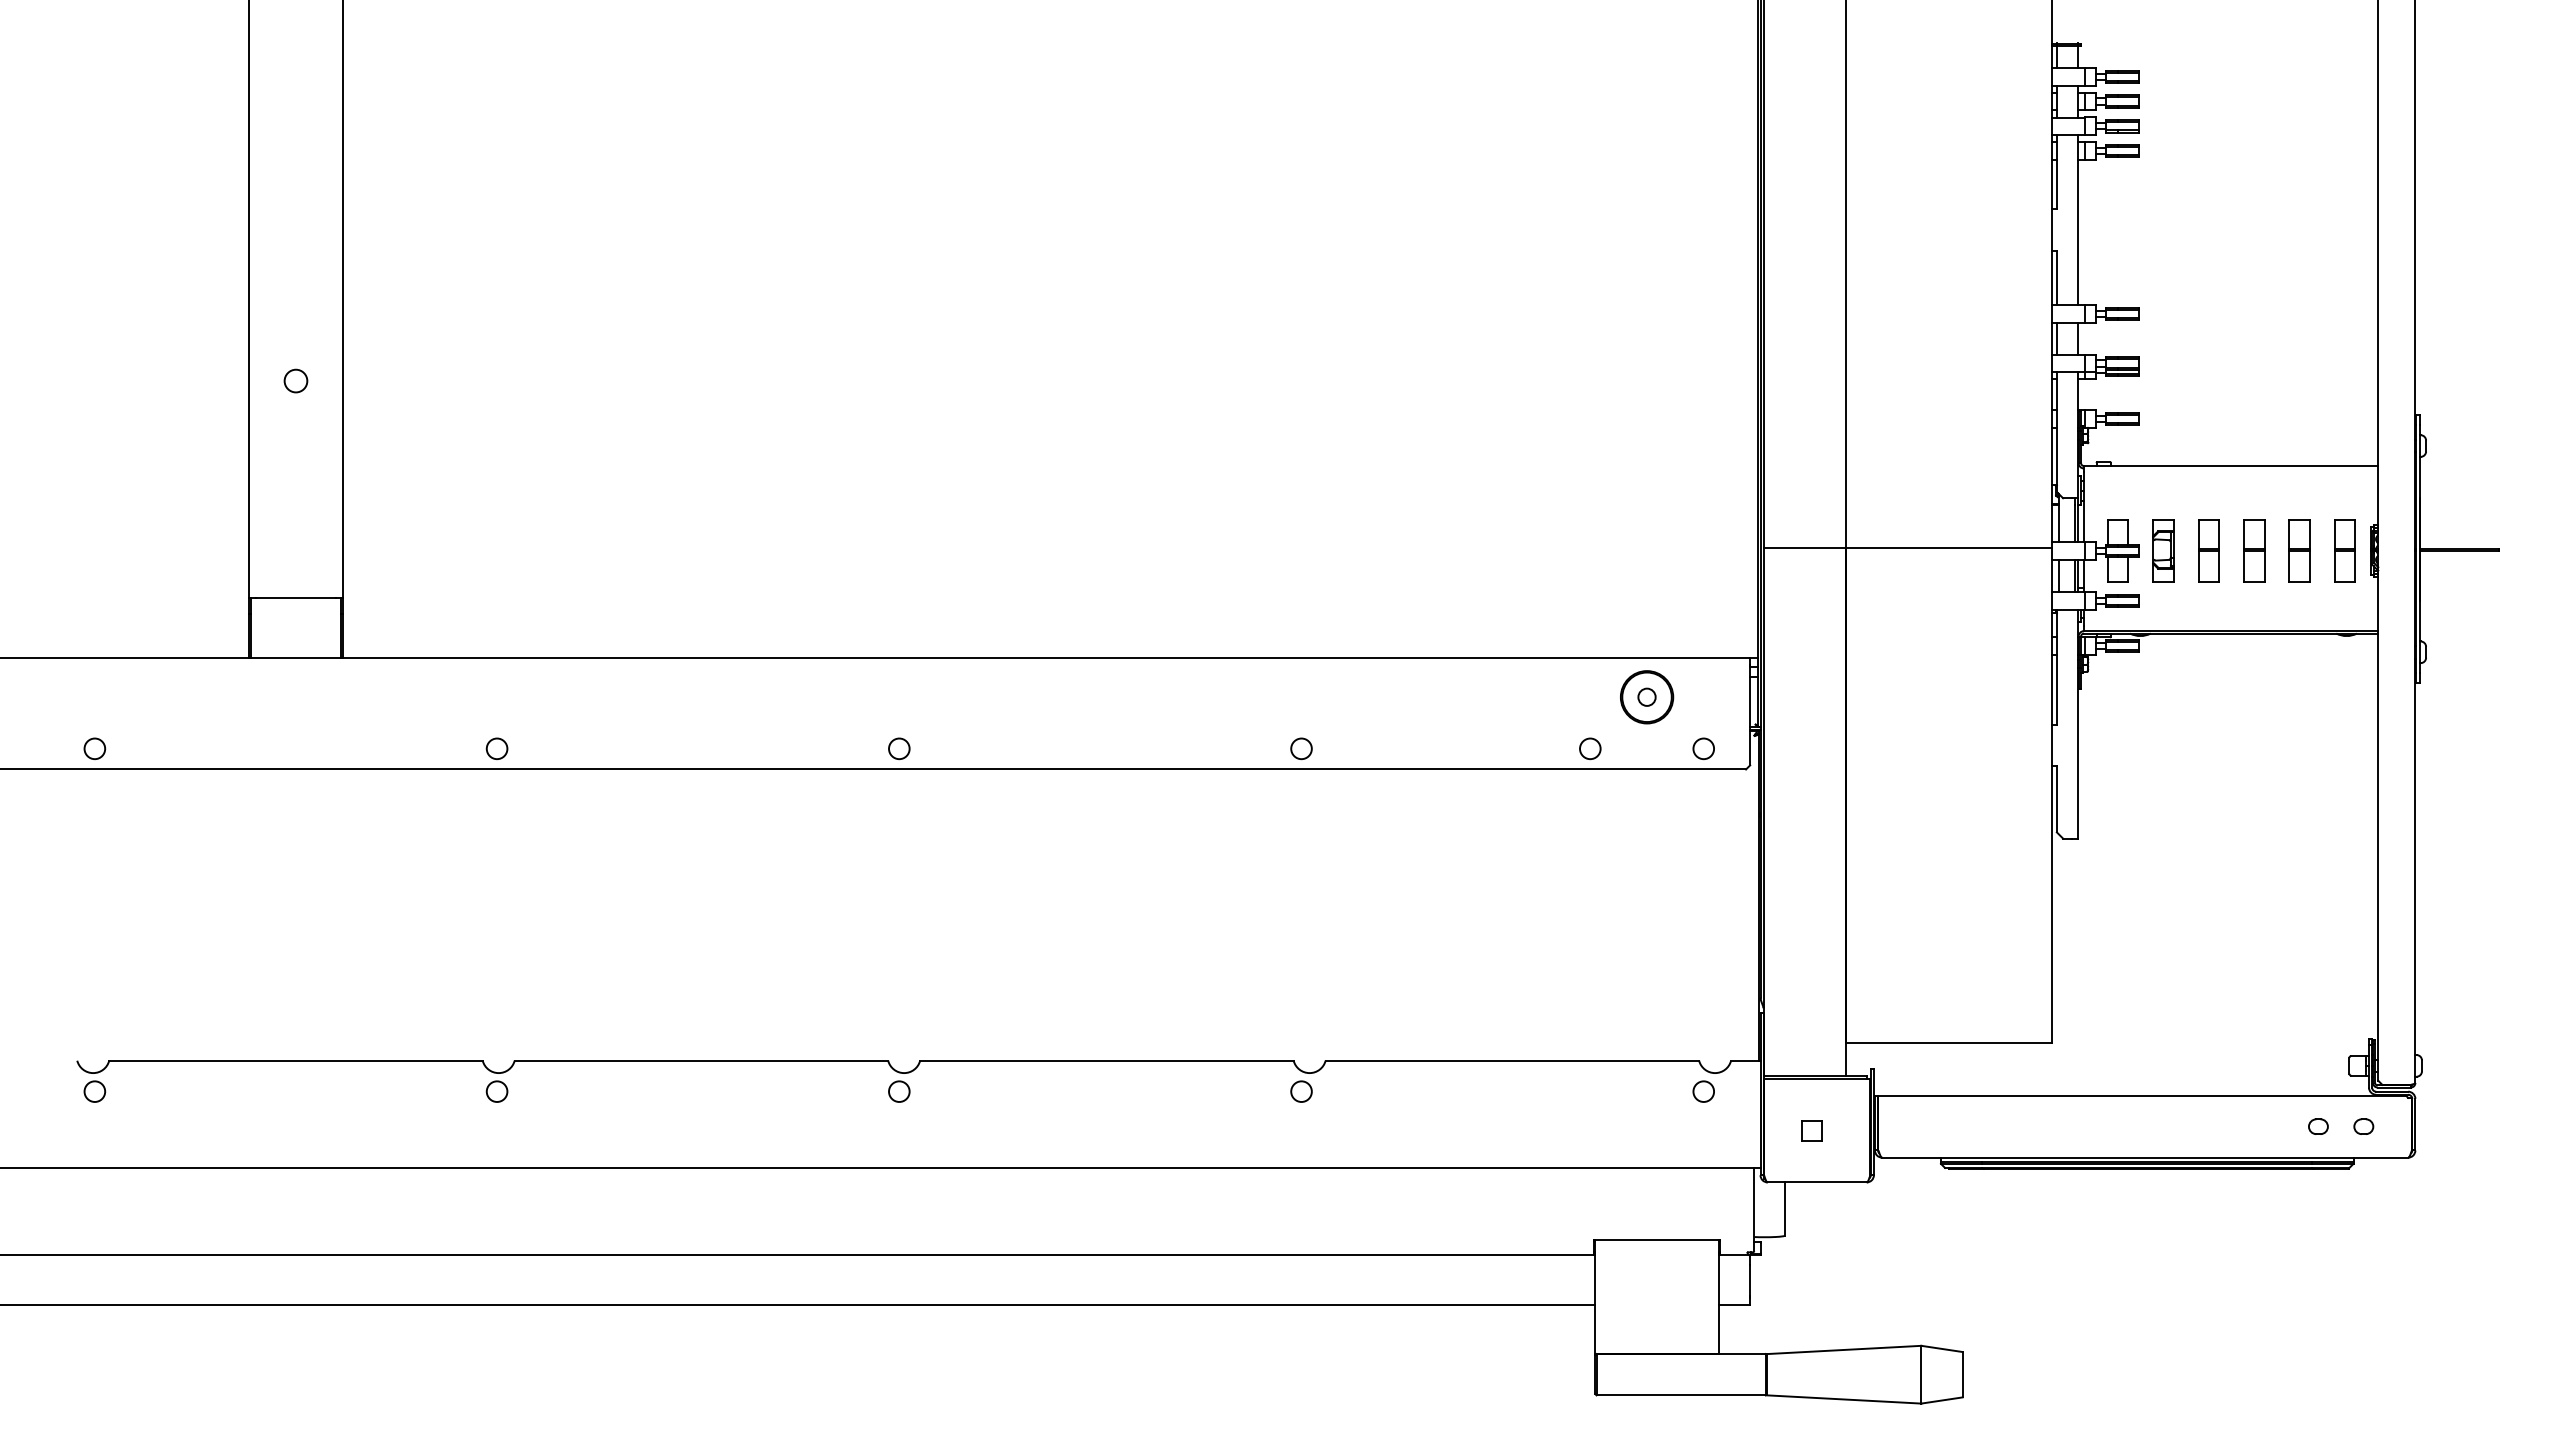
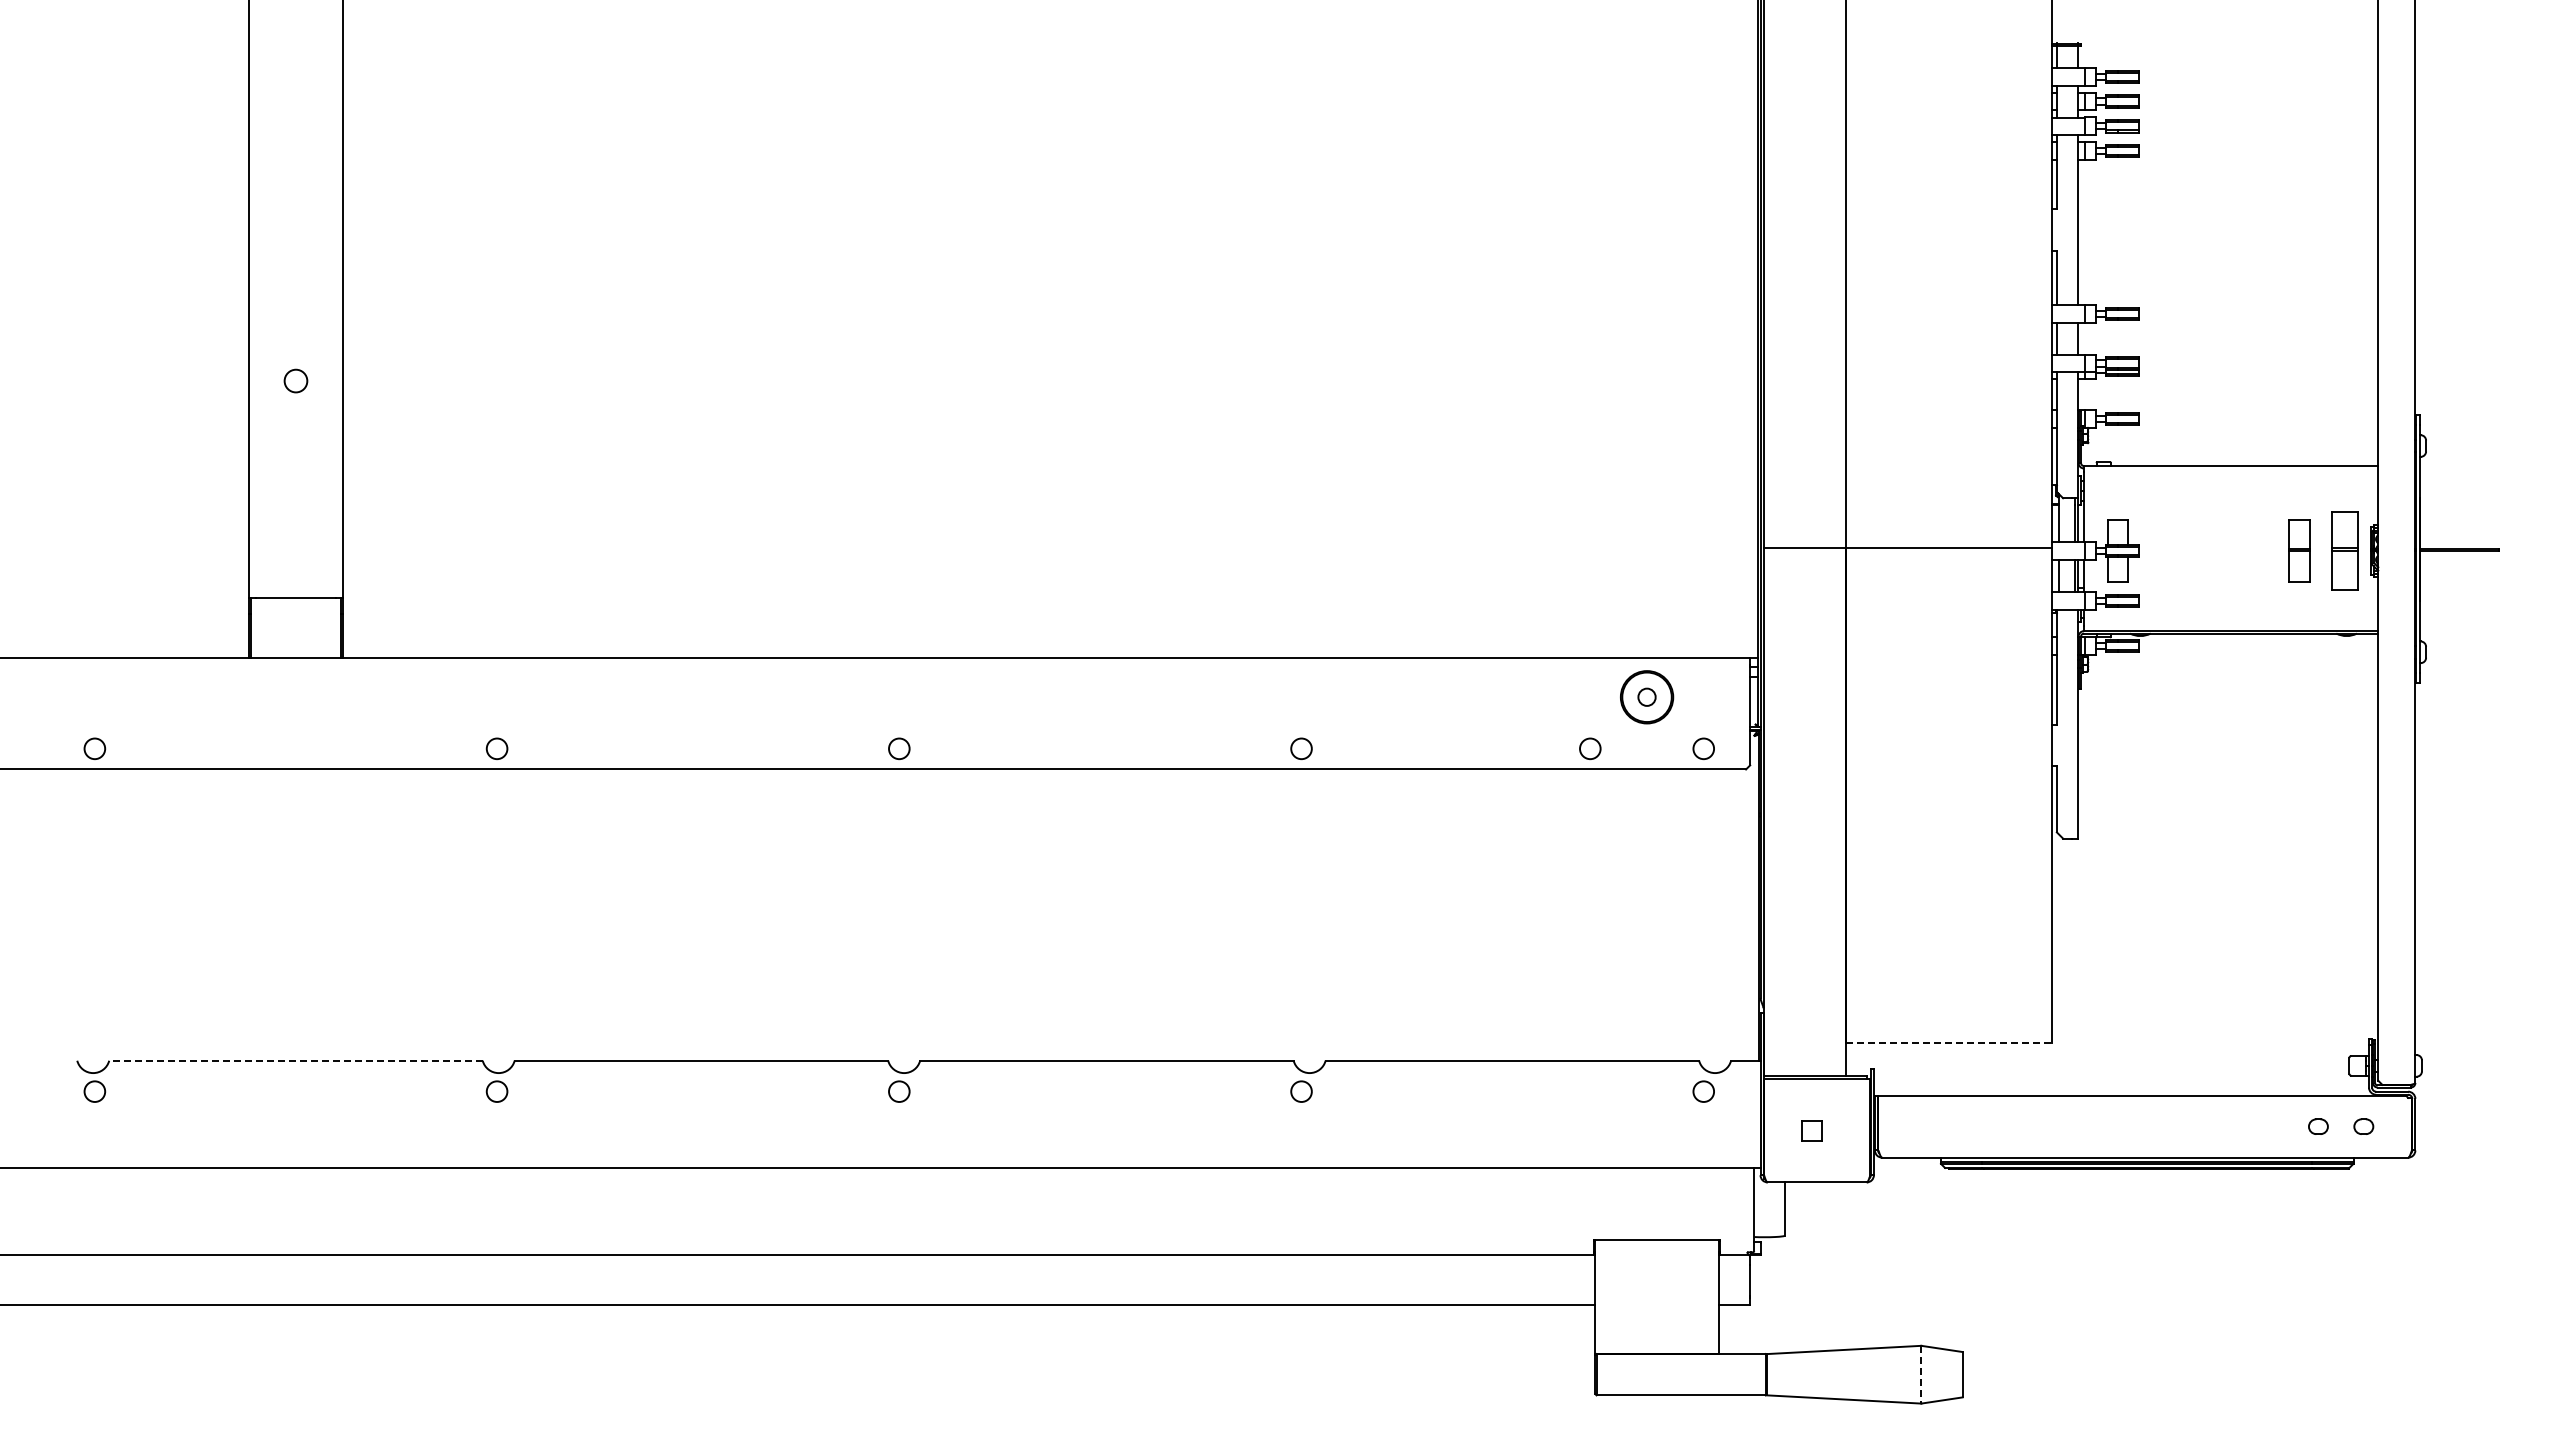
part: present -> none (2163, 550)
part: present -> none (2208, 550)
part: present -> none (2254, 550)
part size: 22x64 px -> 28x80 px (2344, 550)
line: solid -> dashed (1949, 1043)
line: solid -> dashed (295, 1060)
line: solid -> dashed (1921, 1374)
